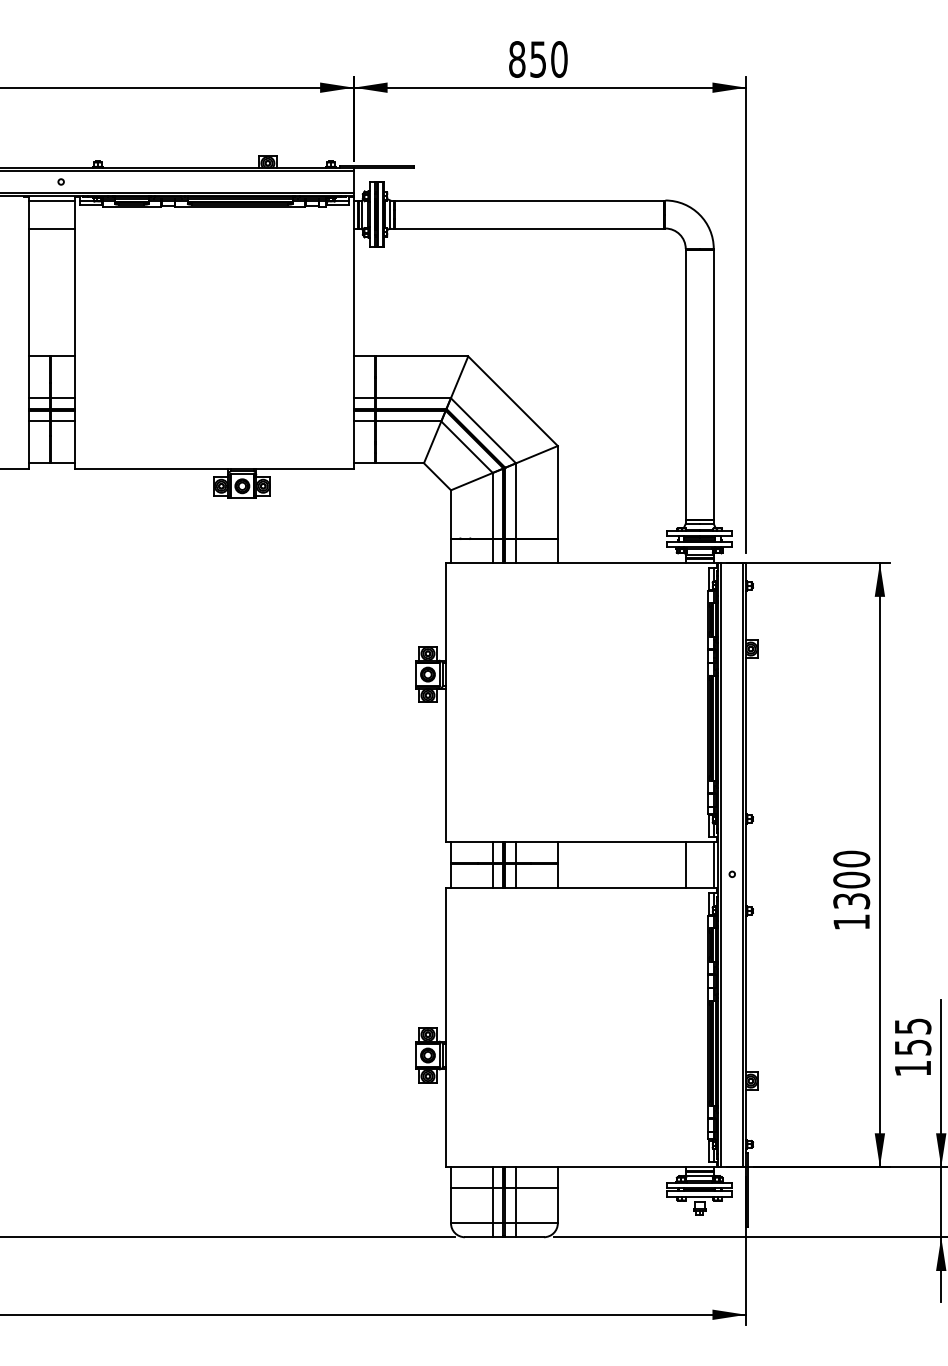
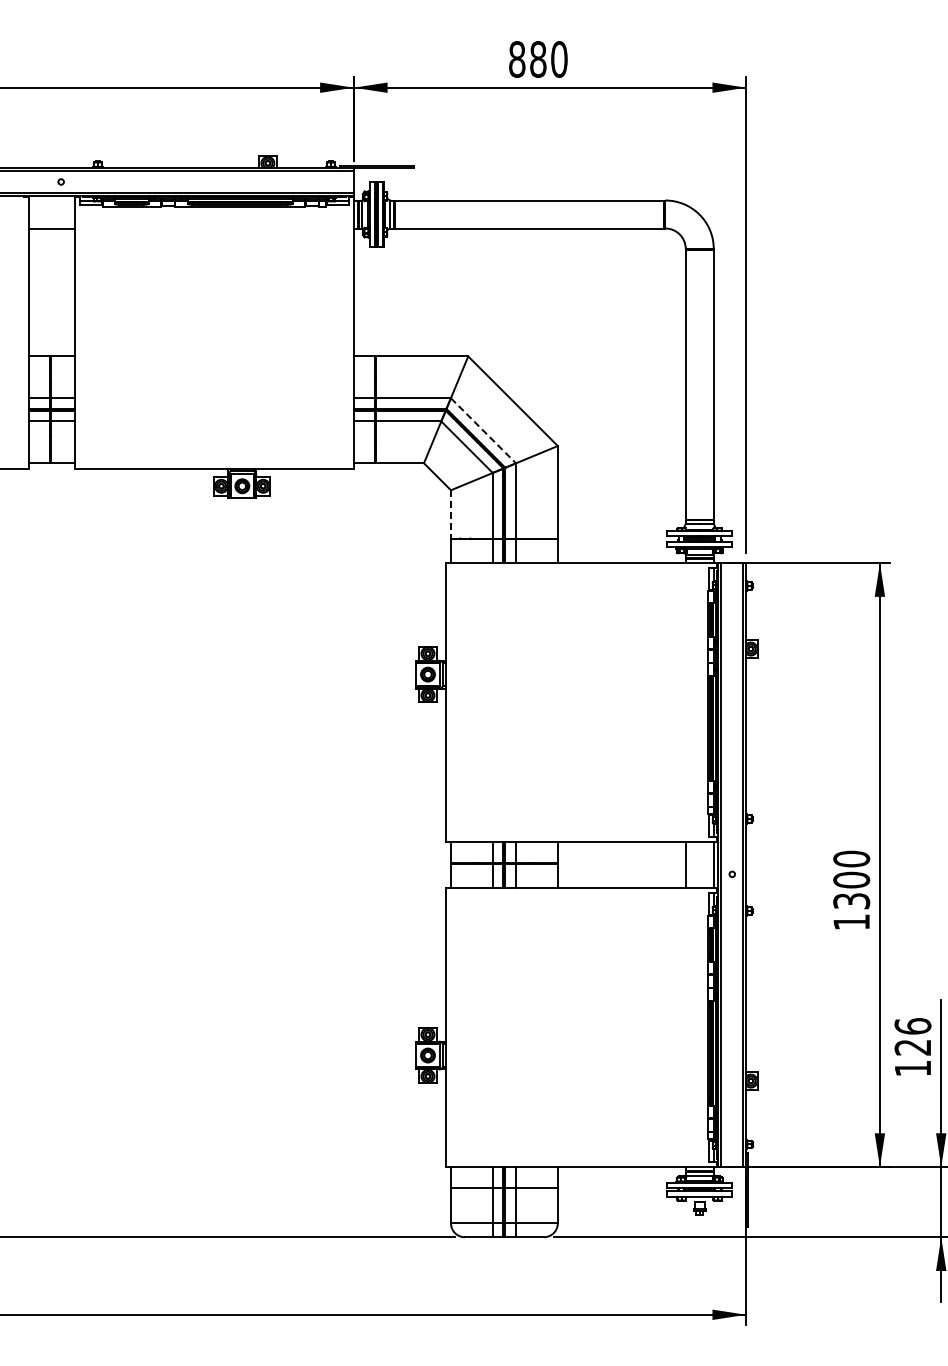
text: 850 -> 880 (538, 59)
line: present -> none (51, 200)
line: solid -> dashed (483, 431)
line: solid -> dashed (450, 514)
text: 155 -> 126 (912, 1036)
